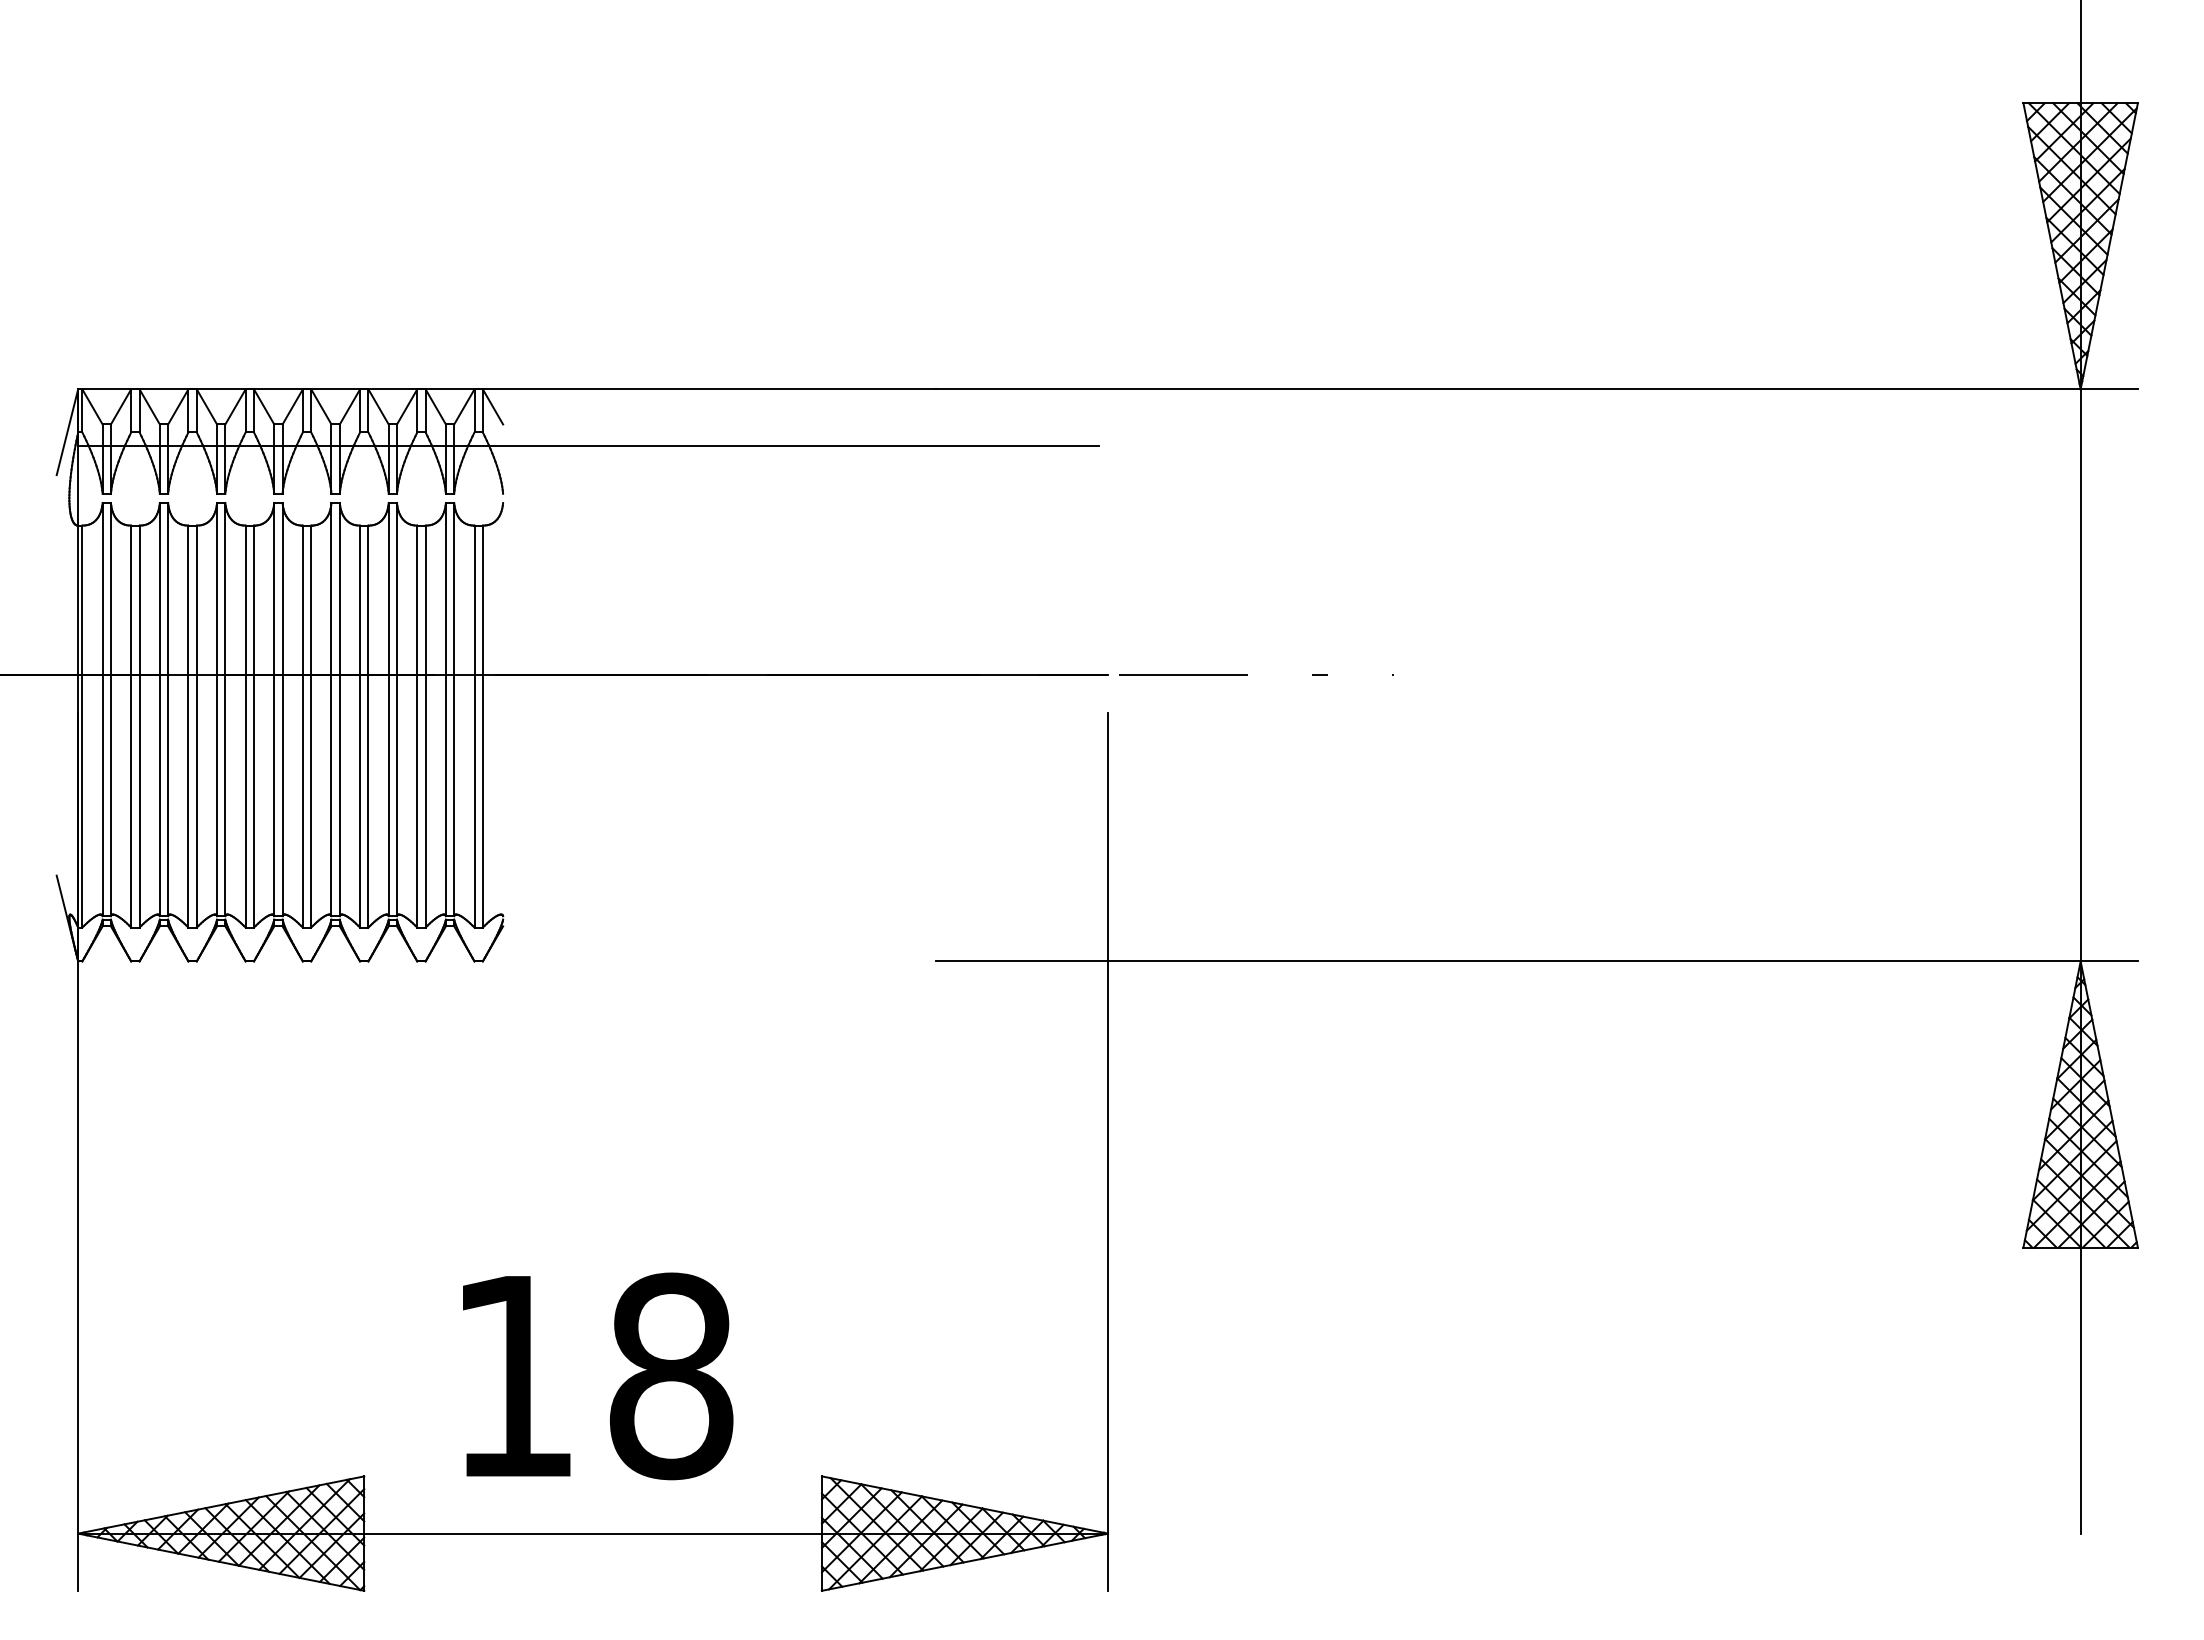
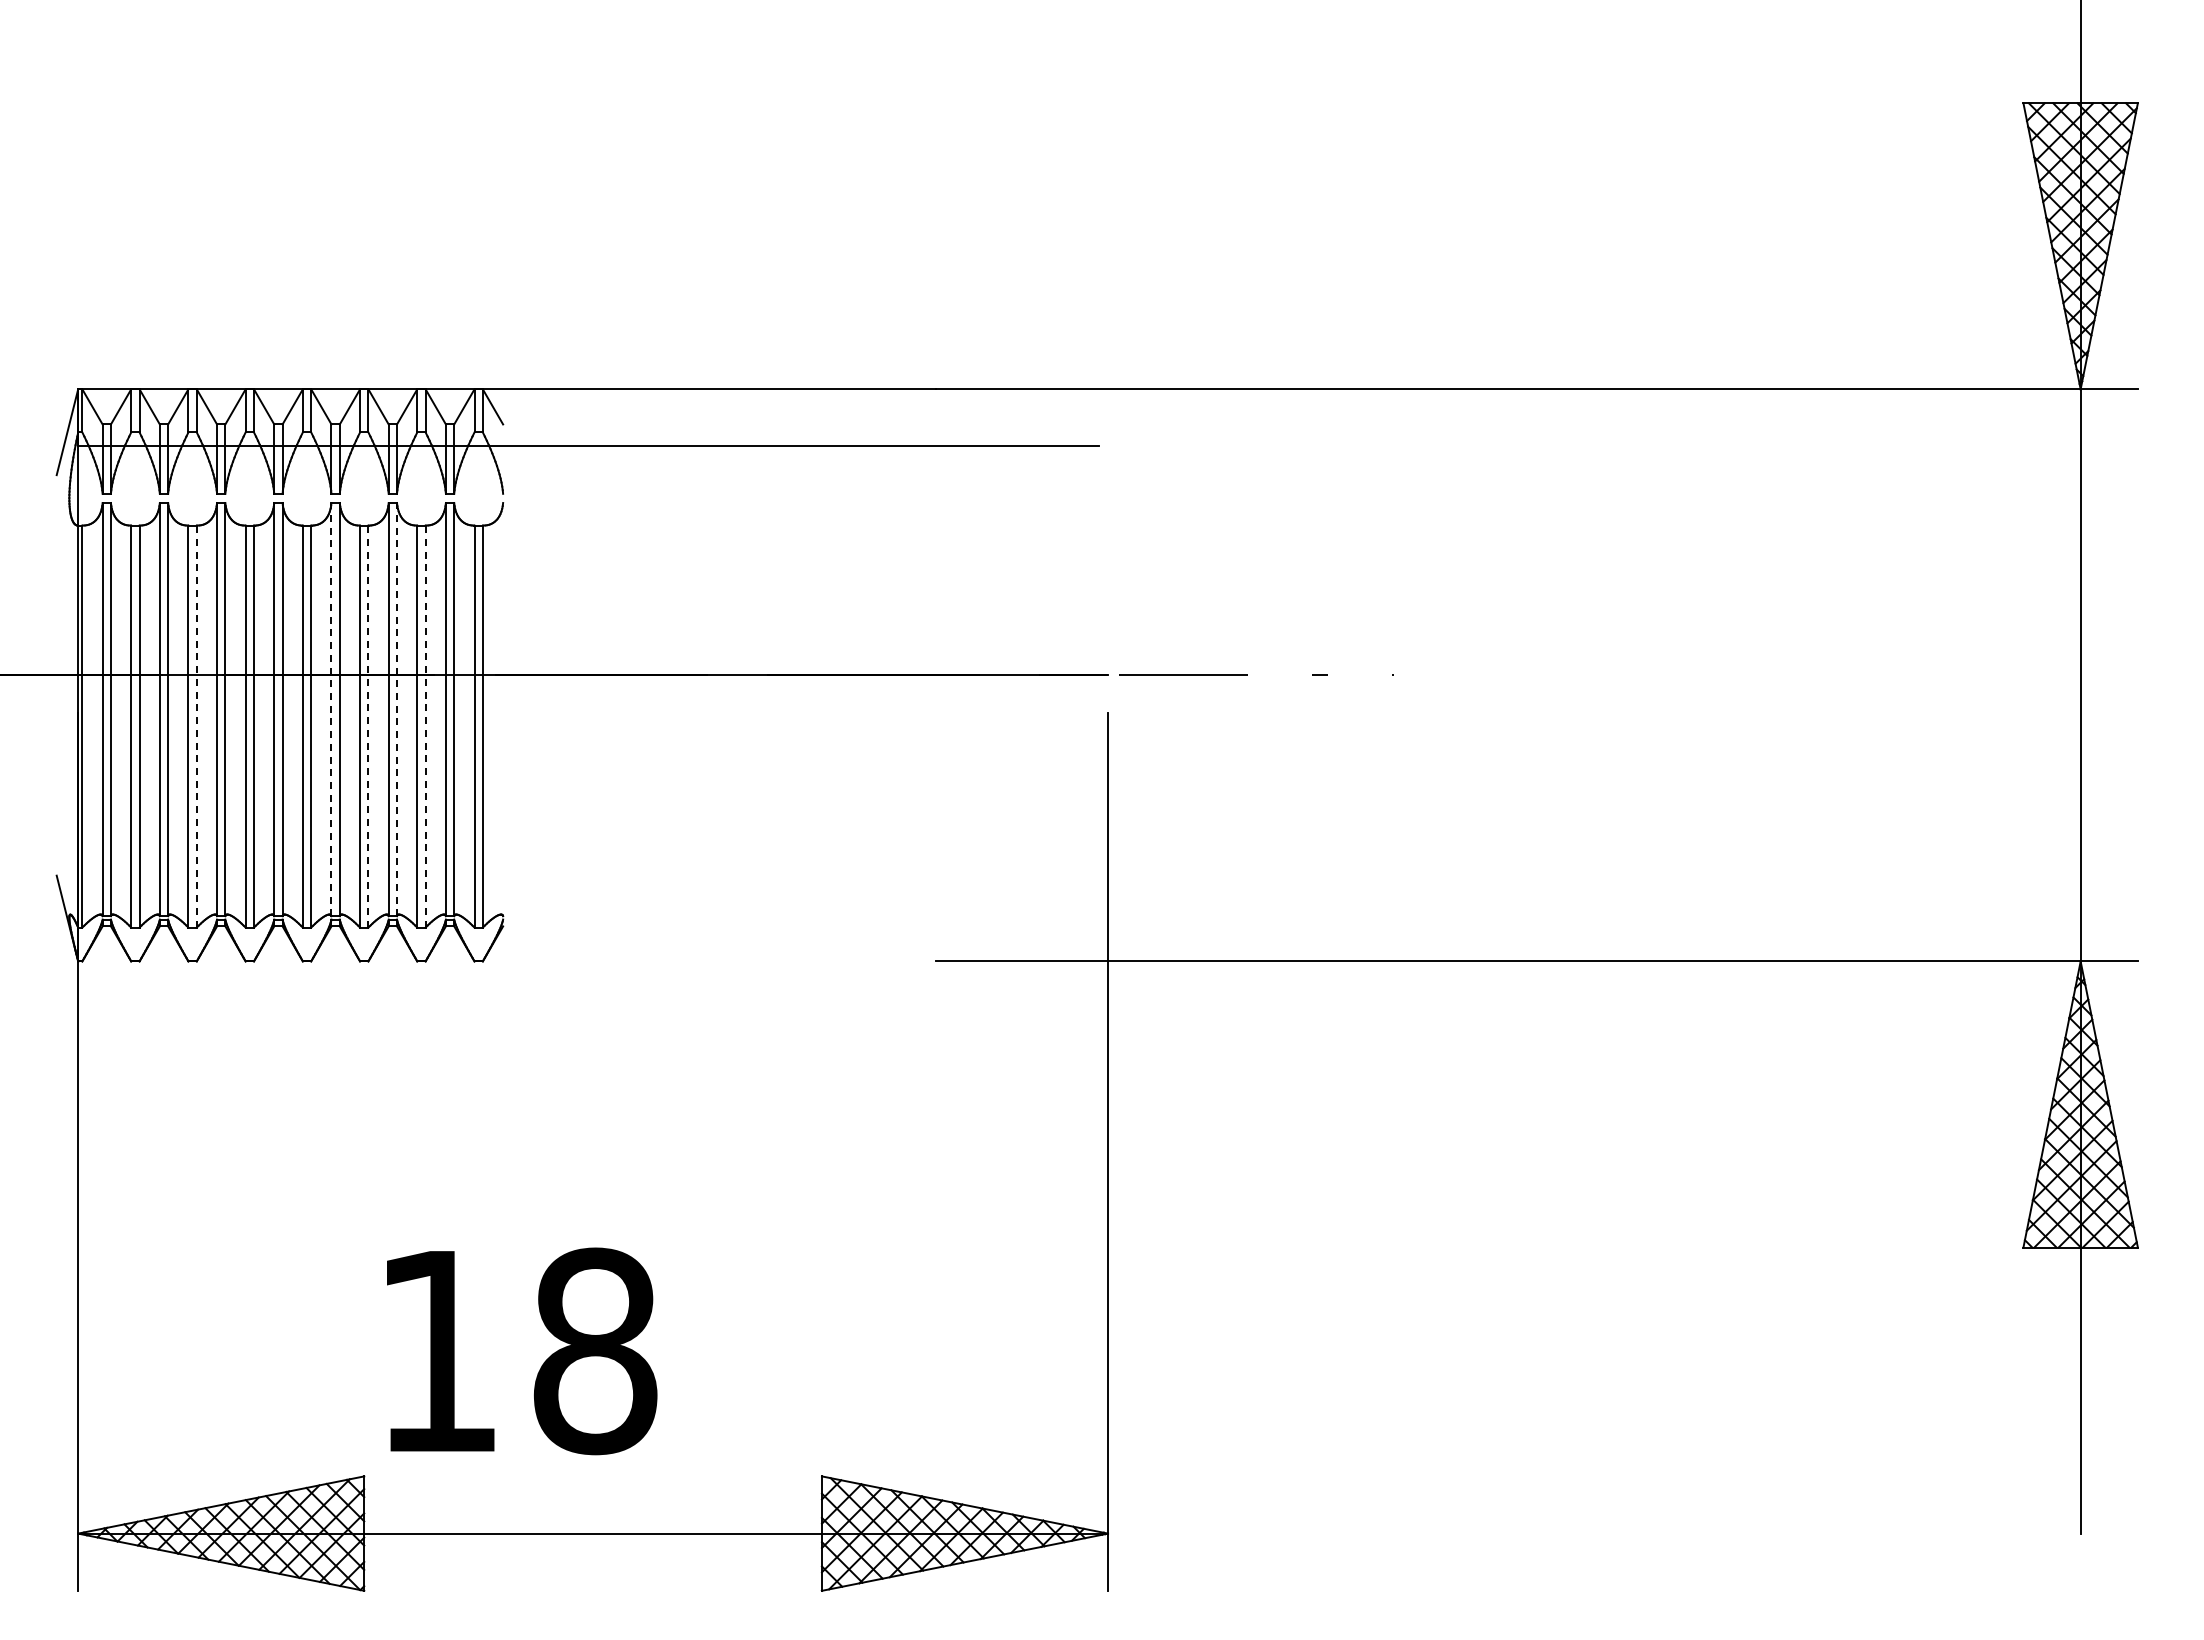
line: solid -> dashed (331, 709)
line: solid -> dashed (397, 709)
line: solid -> dashed (196, 726)
line: solid -> dashed (368, 726)
line: solid -> dashed (425, 726)
text position: (598, 1376) -> (522, 1351) (522, 1351)
